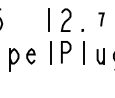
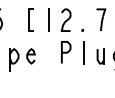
line: none -> present (29, 19)
part size: 7x15 px -> 11x23 px (101, 19)
line: present -> none (50, 52)
